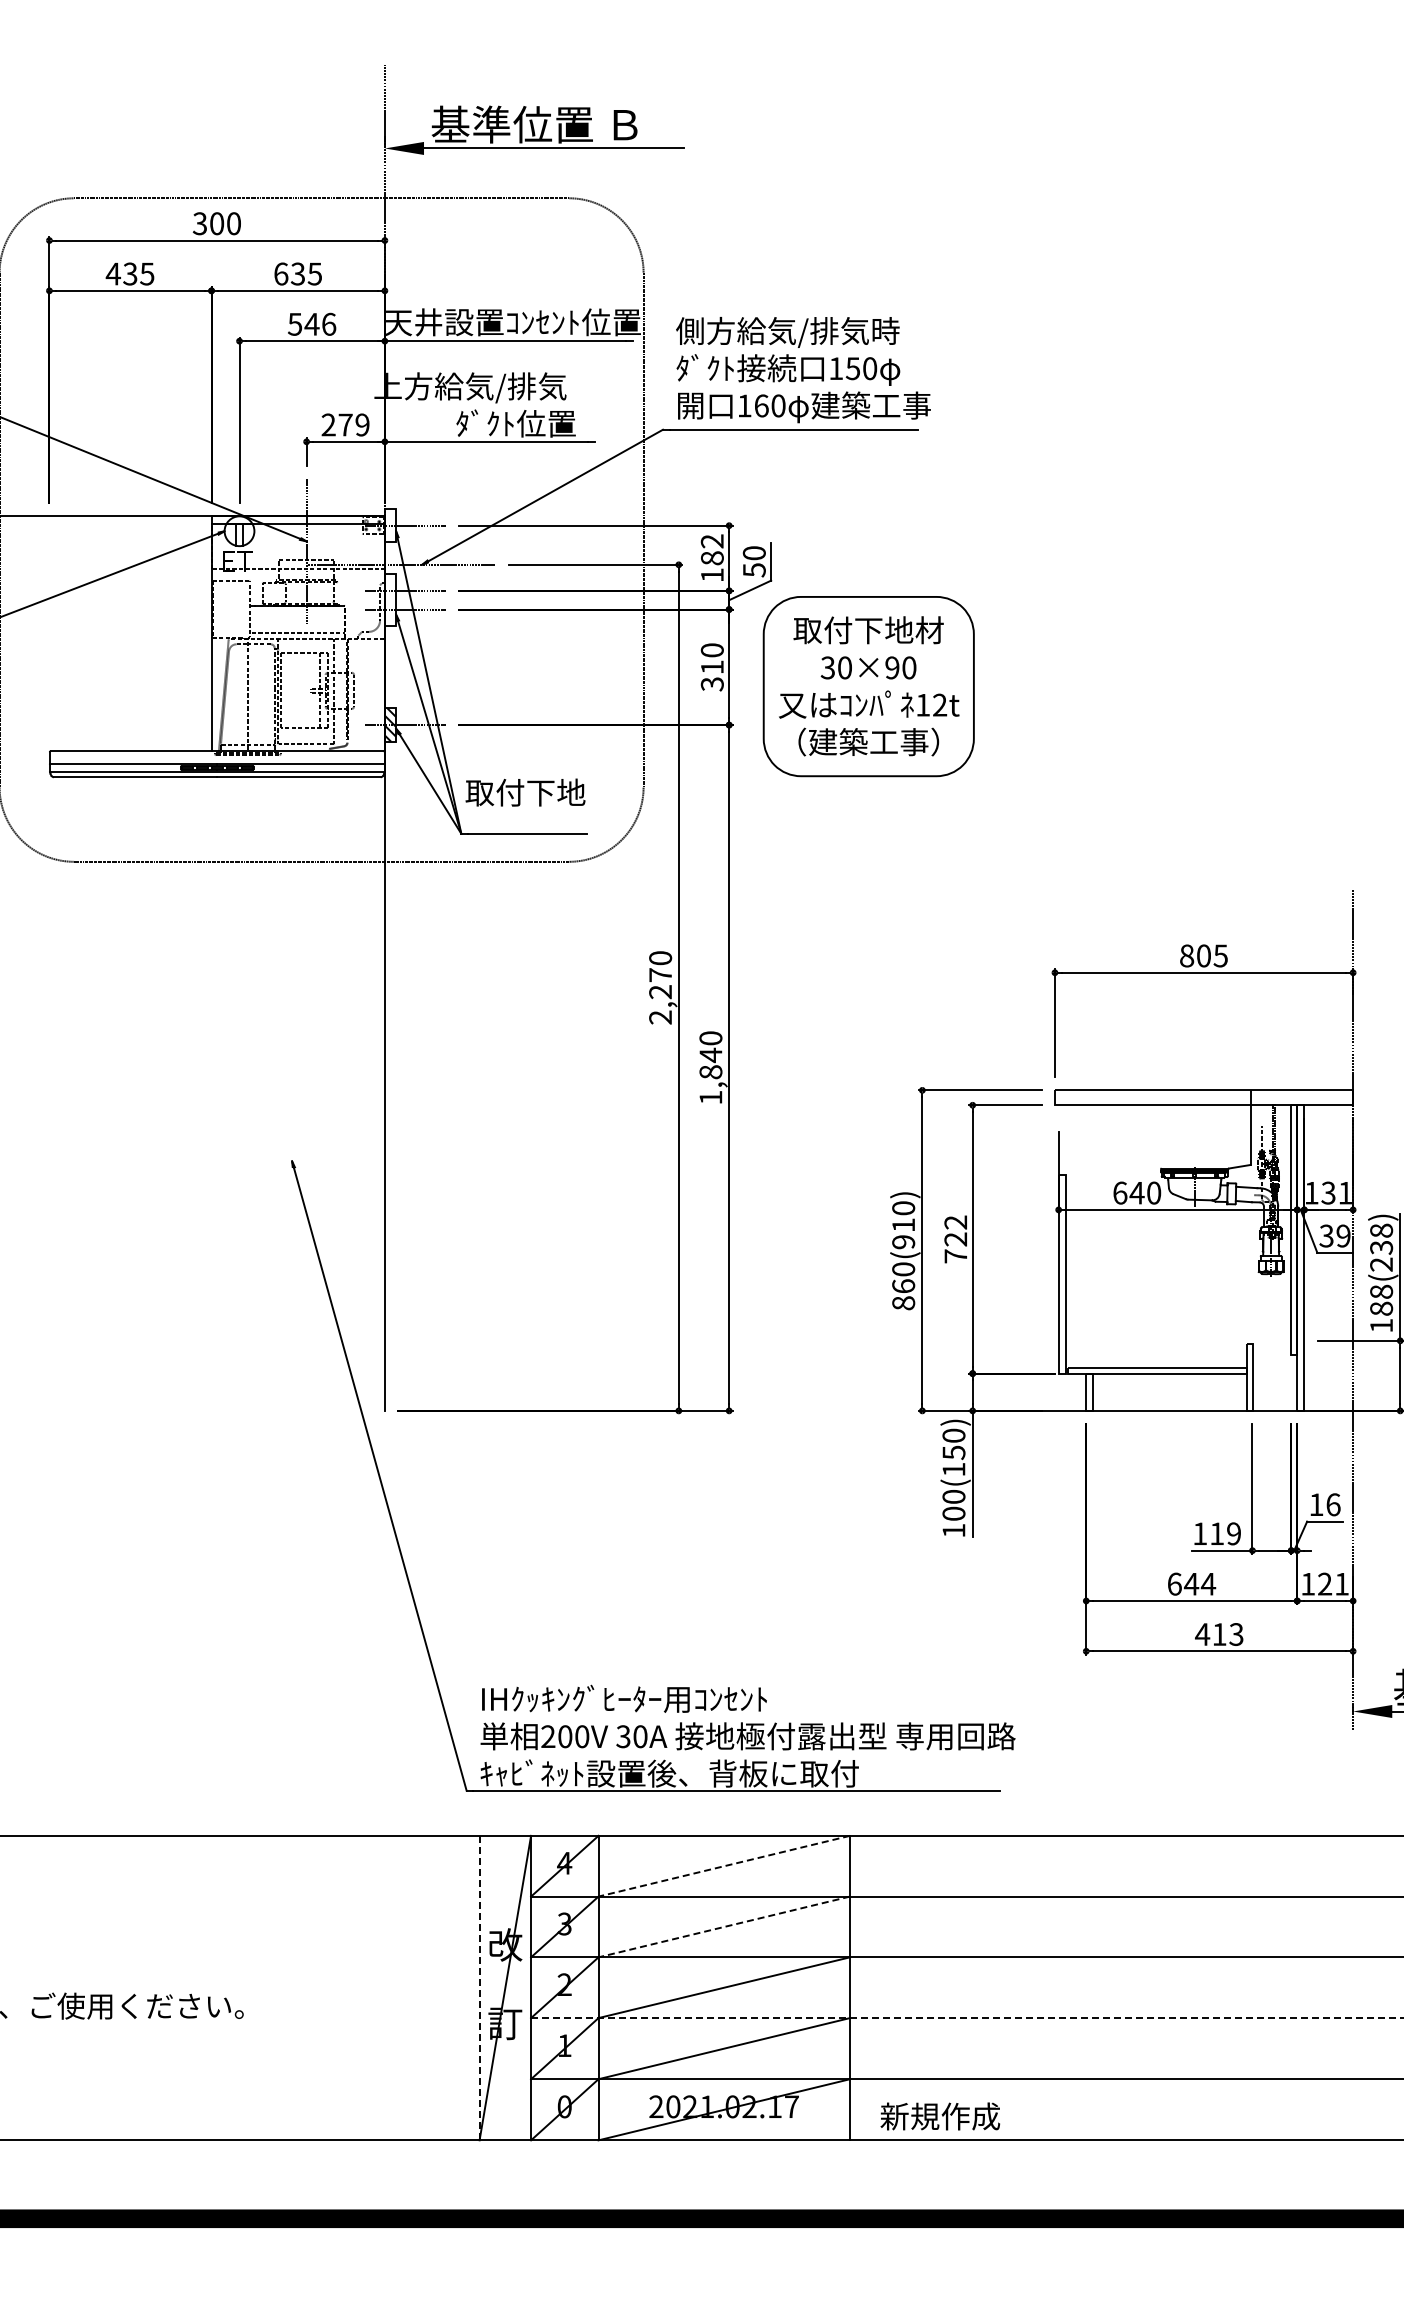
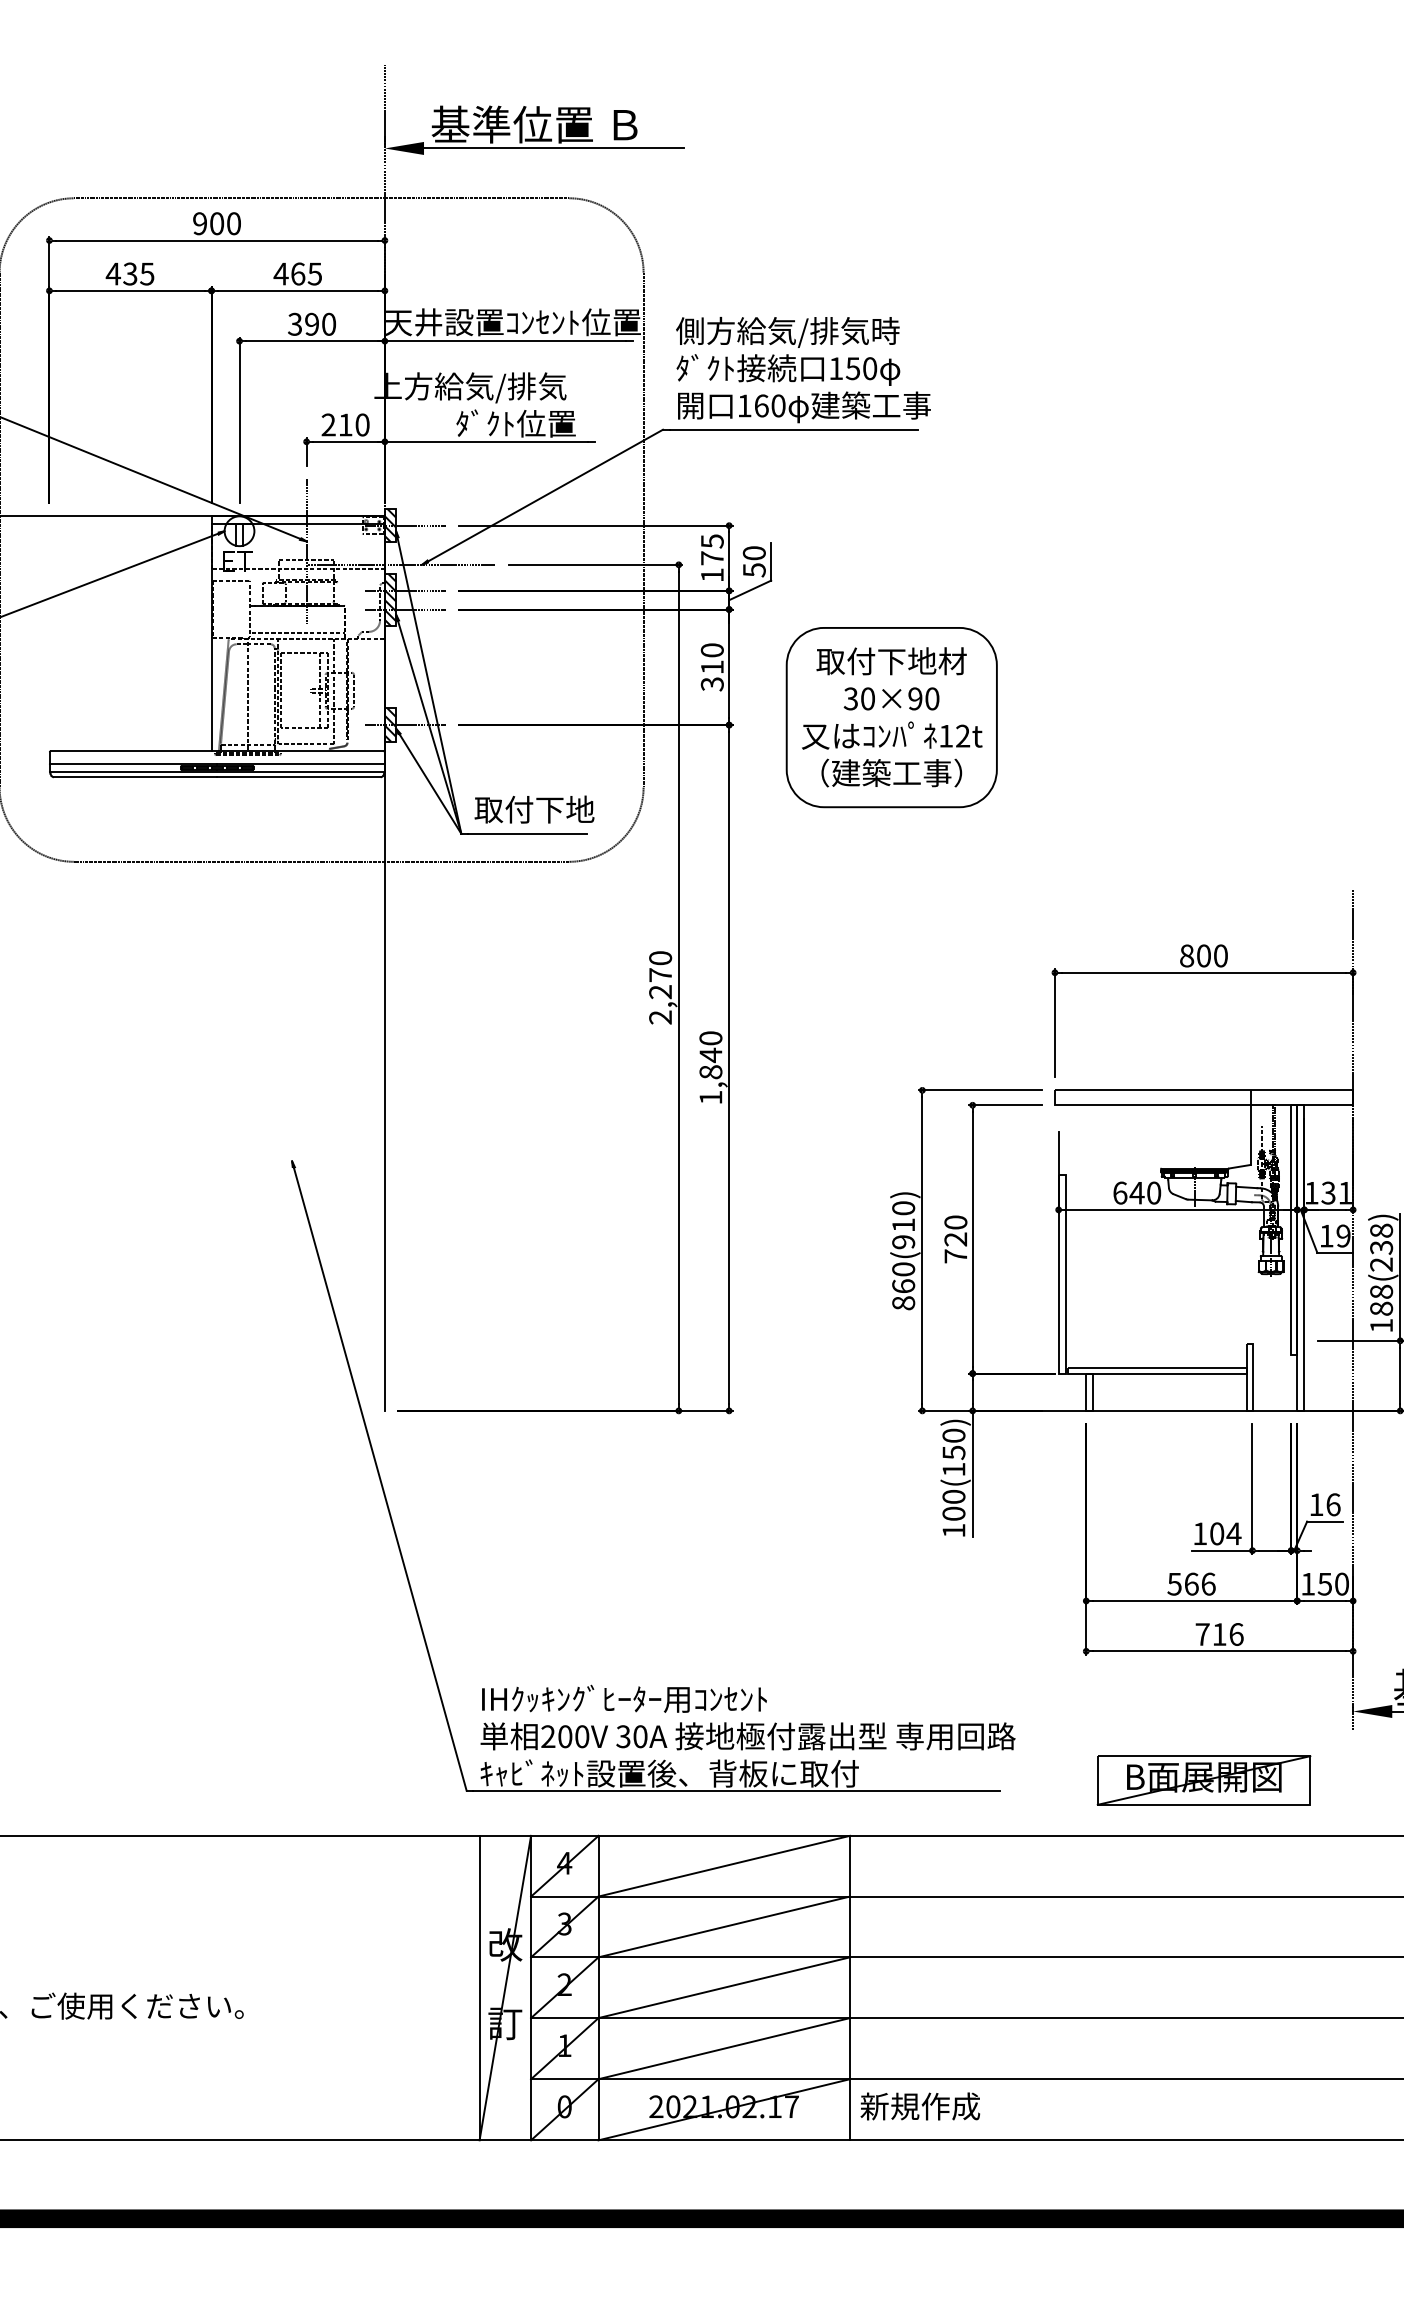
text: 300 -> 900 (199, 223)
text: 635 -> 465 (289, 273)
text: 546 -> 390 (312, 323)
text: 279 -> 210 (353, 424)
hatch: none -> present (390, 525)
text: 182 -> 175 (711, 549)
hatch: none -> present (390, 600)
part position: (868, 686) -> (891, 717) (891, 717)
text position: (525, 792) -> (534, 809) (534, 809)
text: 805 -> 800 (1220, 955)
text: 722 -> 720 (955, 1222)
text: 39 -> 19 (1326, 1235)
text: 119 -> 104 (1225, 1533)
text: 644 -> 566 (1191, 1583)
text: 121 -> 150 (1332, 1583)
text: 413 -> 716 (1218, 1634)
part: none -> present (1203, 1780)
line: dashed -> solid (723, 1866)
line: dashed -> solid (723, 1927)
line: dashed -> solid (479, 1988)
line: dashed -> solid (967, 2018)
text position: (940, 2116) -> (920, 2106) (920, 2106)
